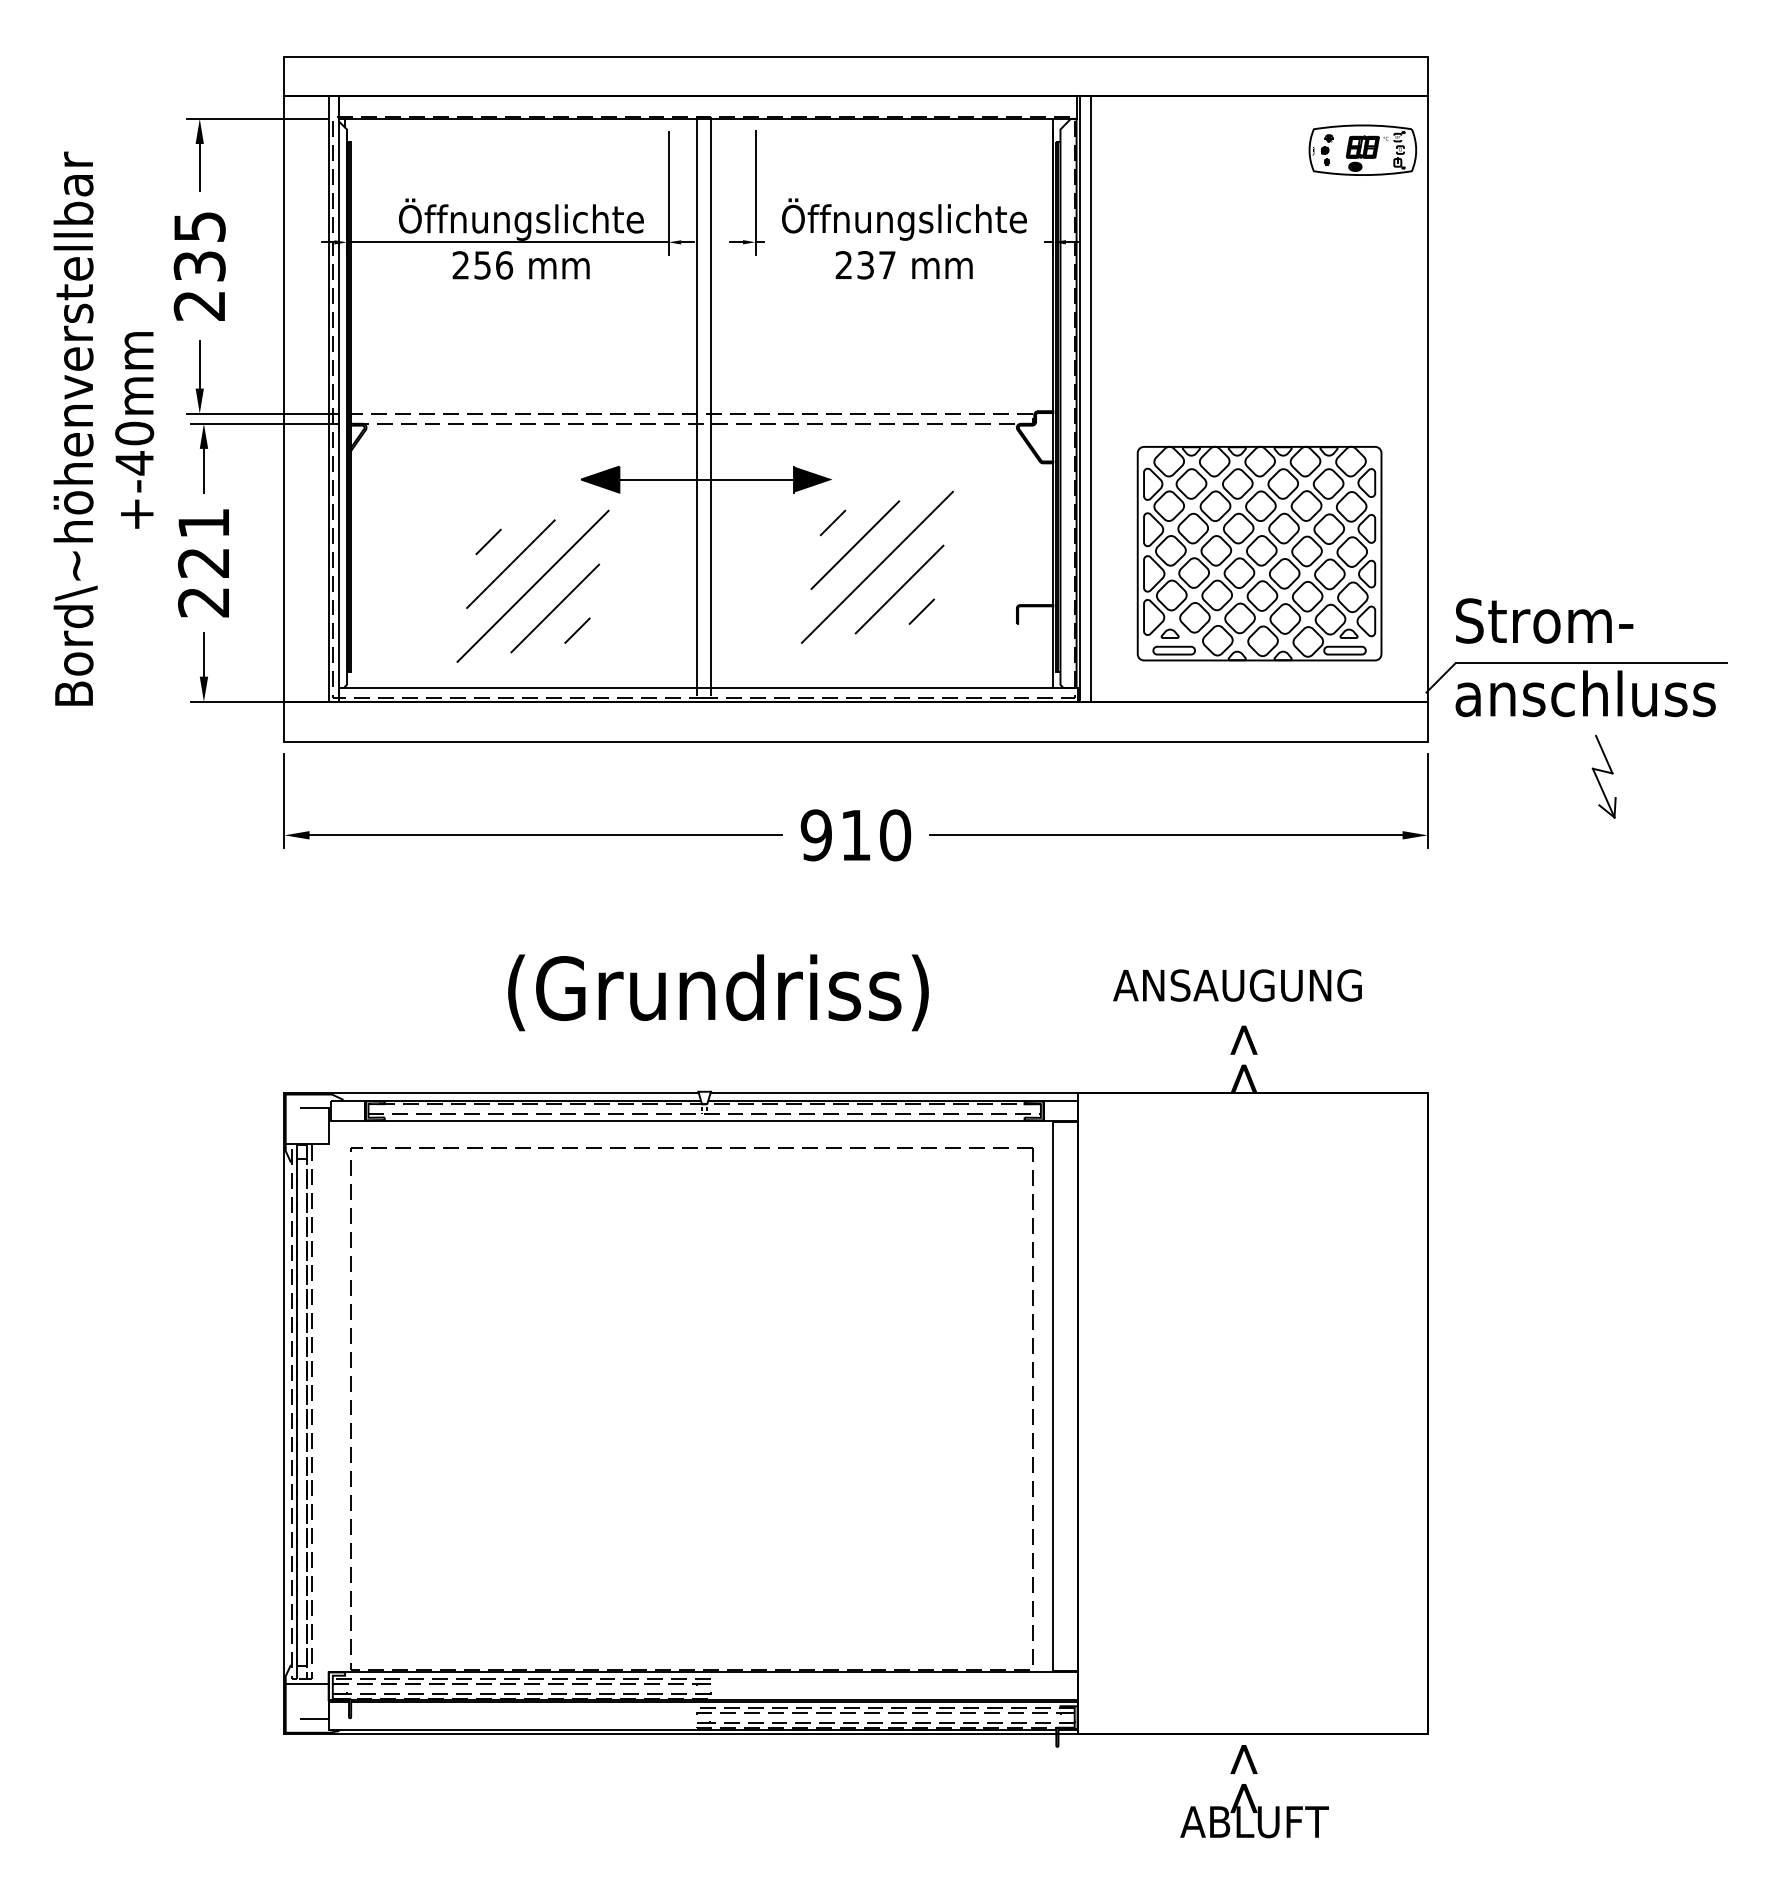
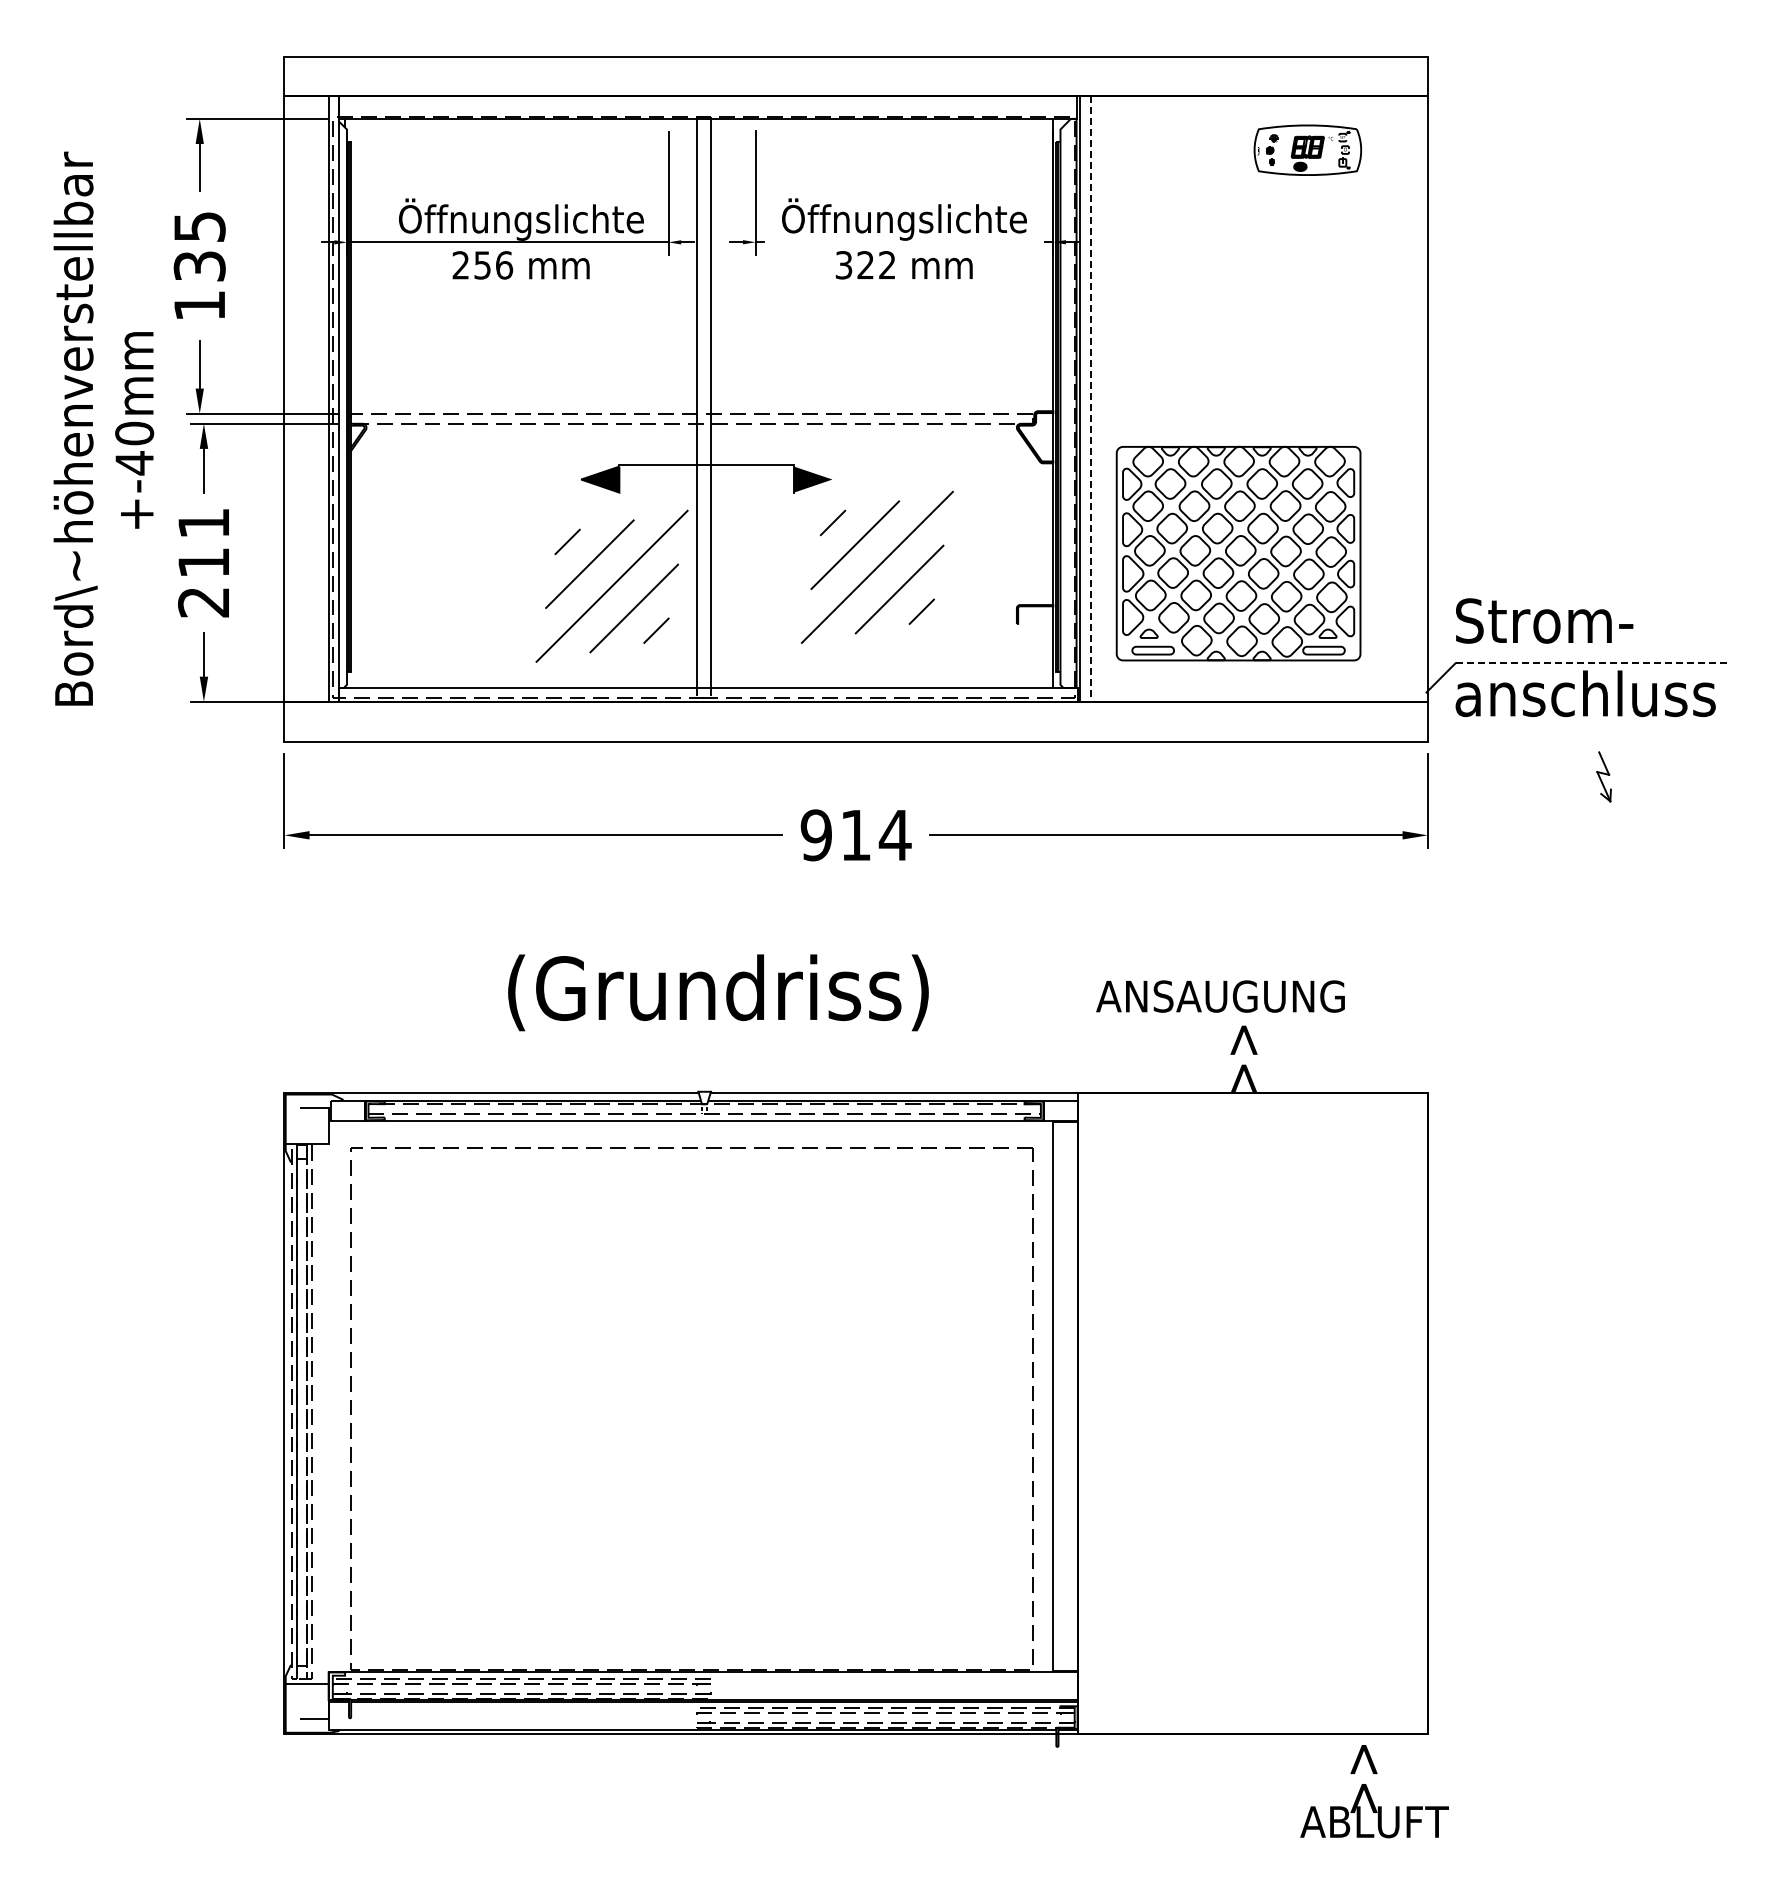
part position: (1362, 149) -> (1307, 149) (1307, 149)
text: 237 -> 322 (865, 265)
text: 235 -> 135 (198, 305)
line: solid -> dashed (1091, 399)
line position: (706, 479) -> (706, 464) (706, 464)
part position: (1259, 553) -> (1238, 553) (1238, 553)
text: 221 -> 211 (202, 562)
part position: (532, 585) -> (611, 585) (611, 585)
line: solid -> dashed (1591, 663)
part size: 26x84 px -> 16x52 px (1603, 776)
text: 910 -> 914 (894, 835)
text position: (1237, 985) -> (1220, 996) (1220, 996)
text position: (1254, 1791) -> (1374, 1791) (1374, 1791)
